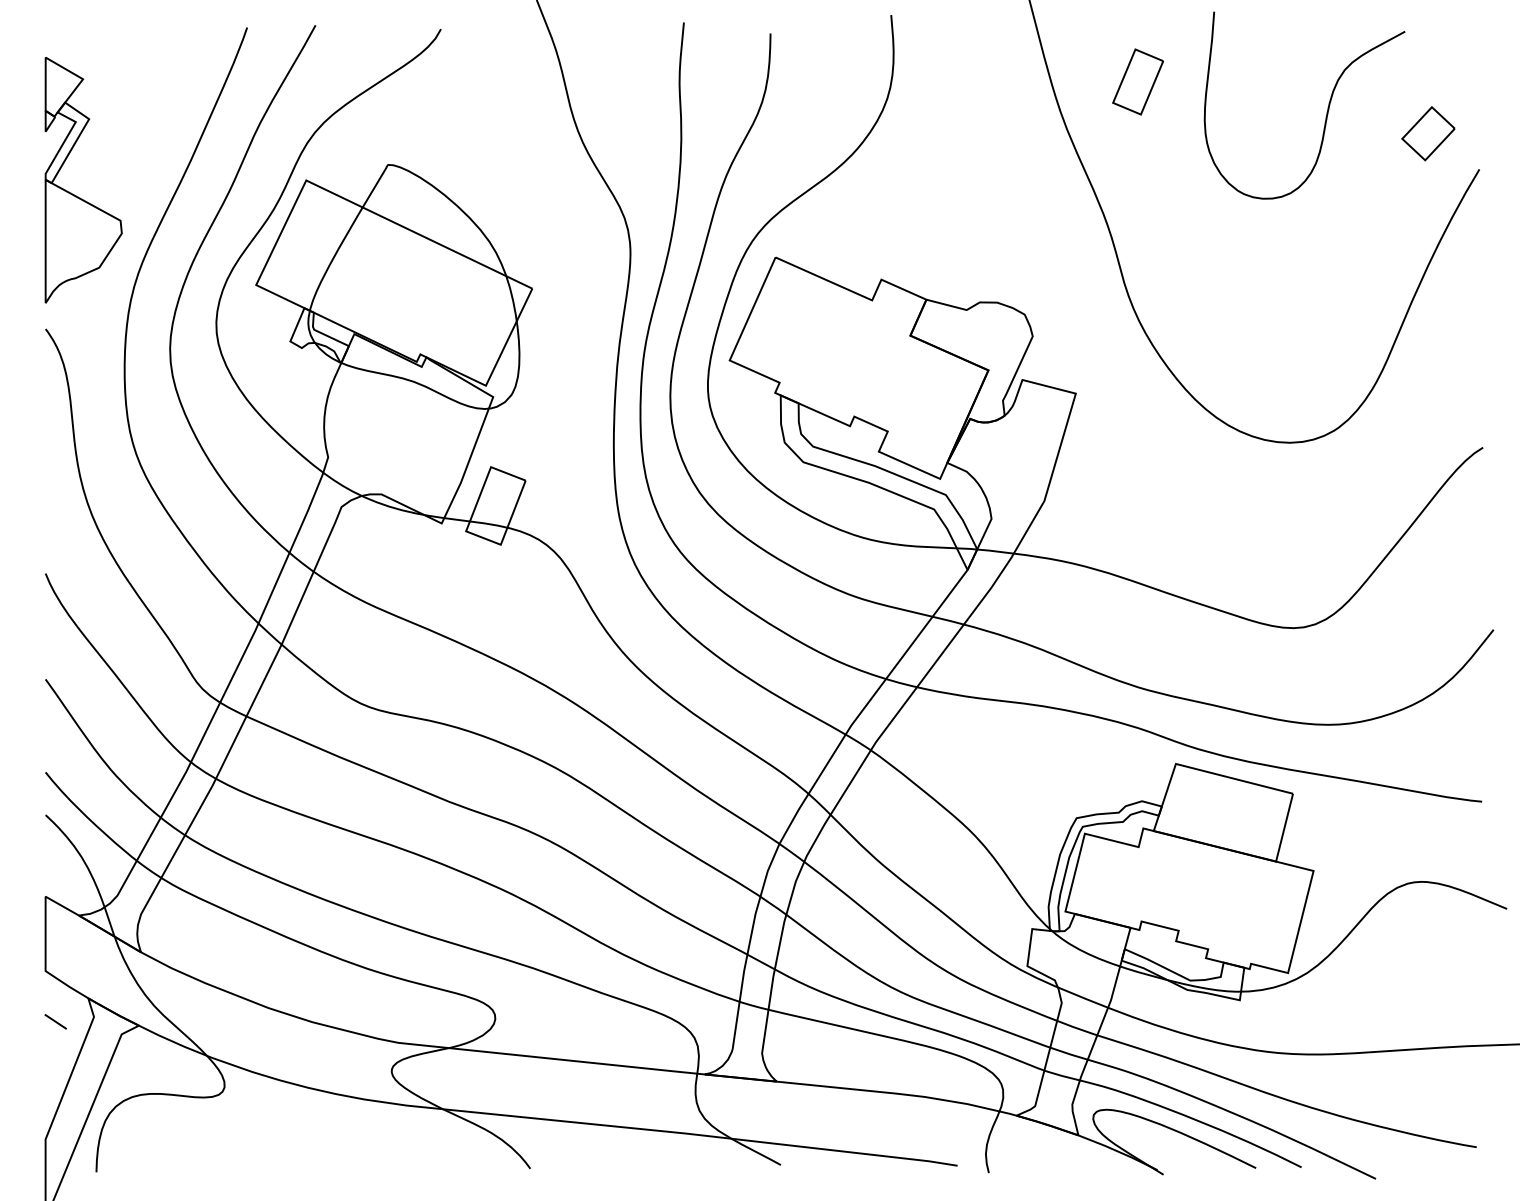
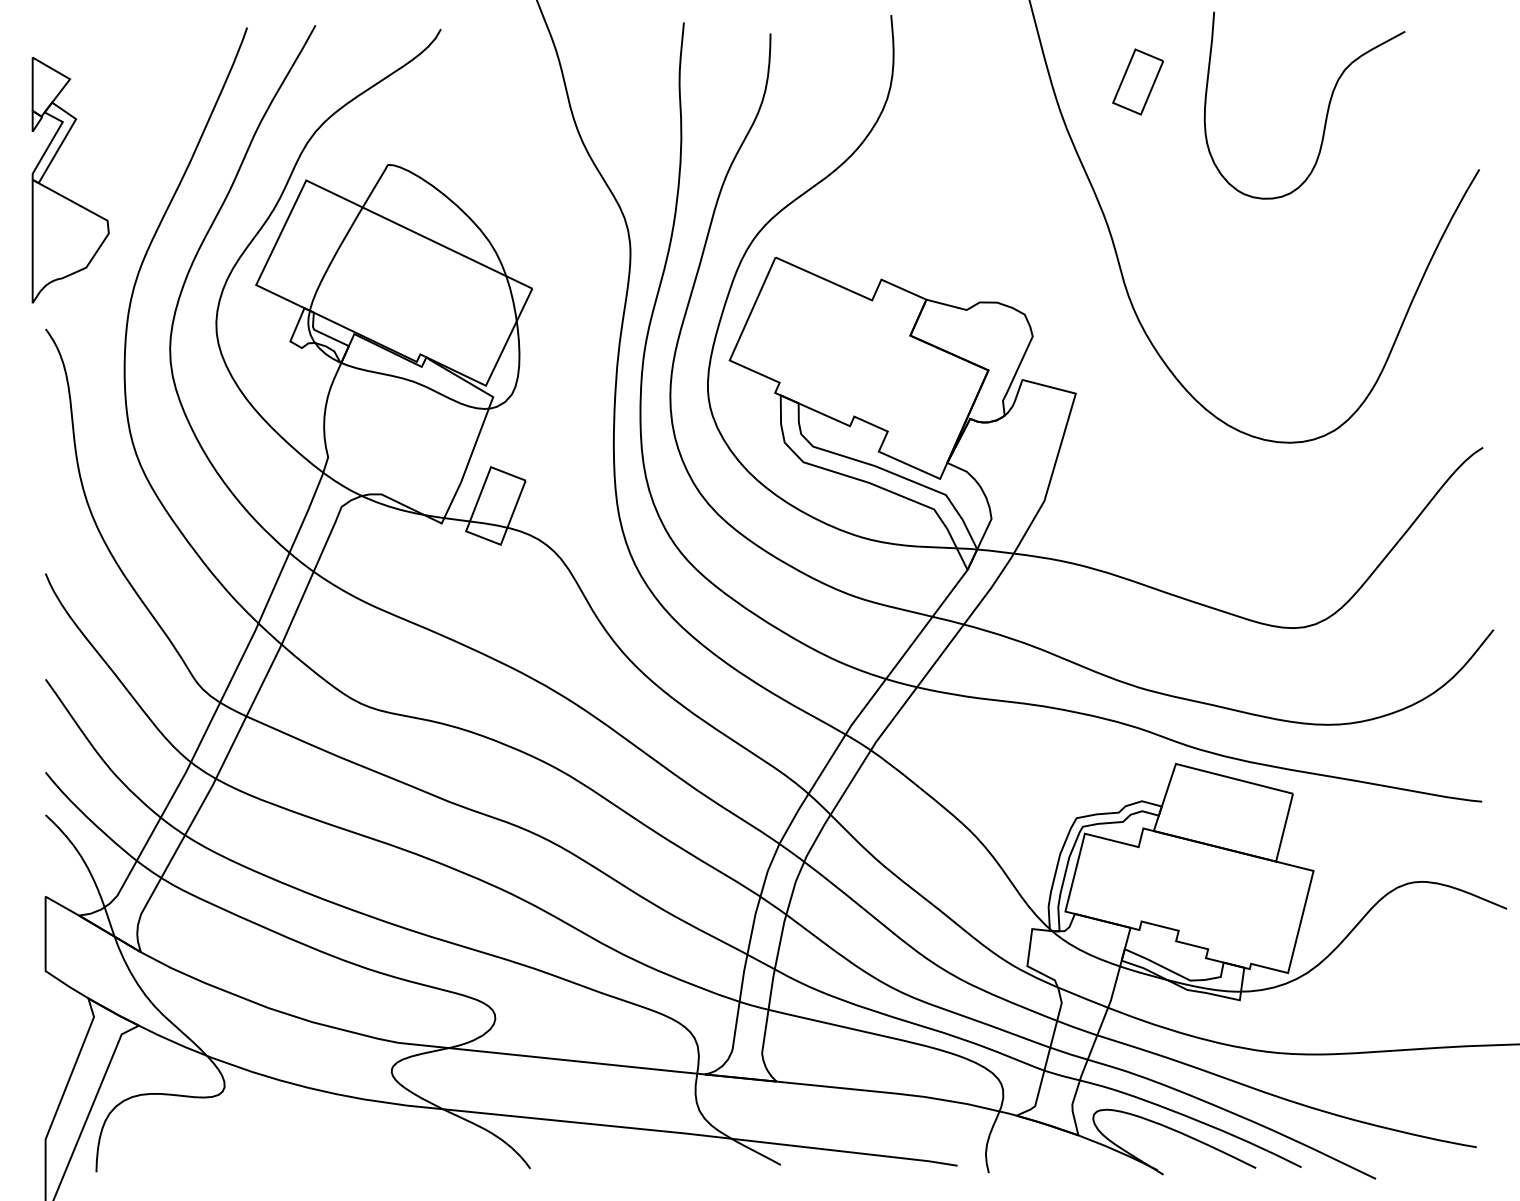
part: present -> none (1428, 133)
part position: (76, 195) -> (63, 195) (63, 195)
line: present -> none (55, 1021)
